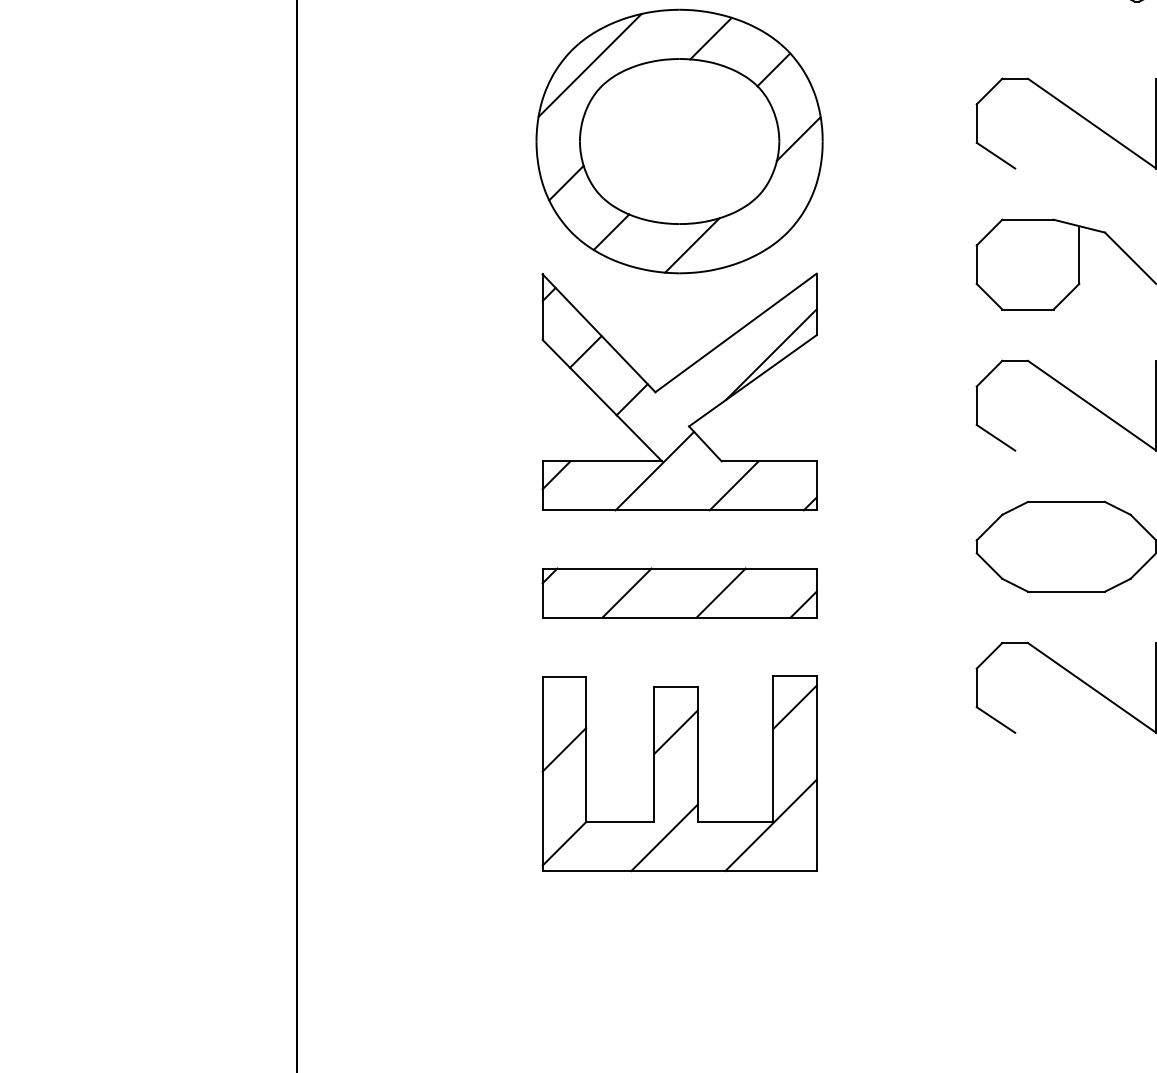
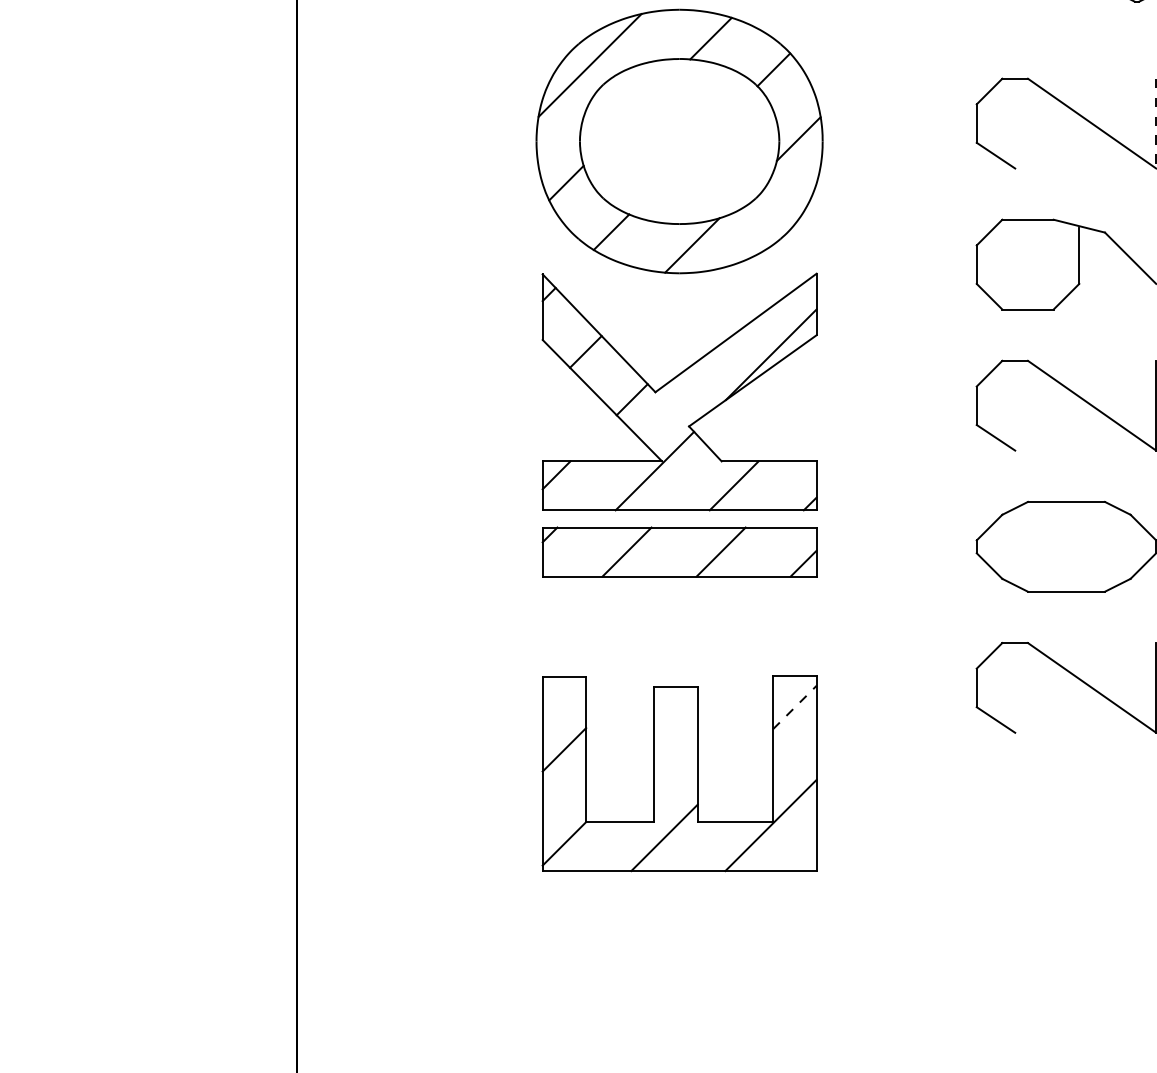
line: solid -> dashed (1156, 123)
part position: (679, 592) -> (679, 551) (679, 551)
line: solid -> dashed (794, 707)
line: present -> none (675, 731)
